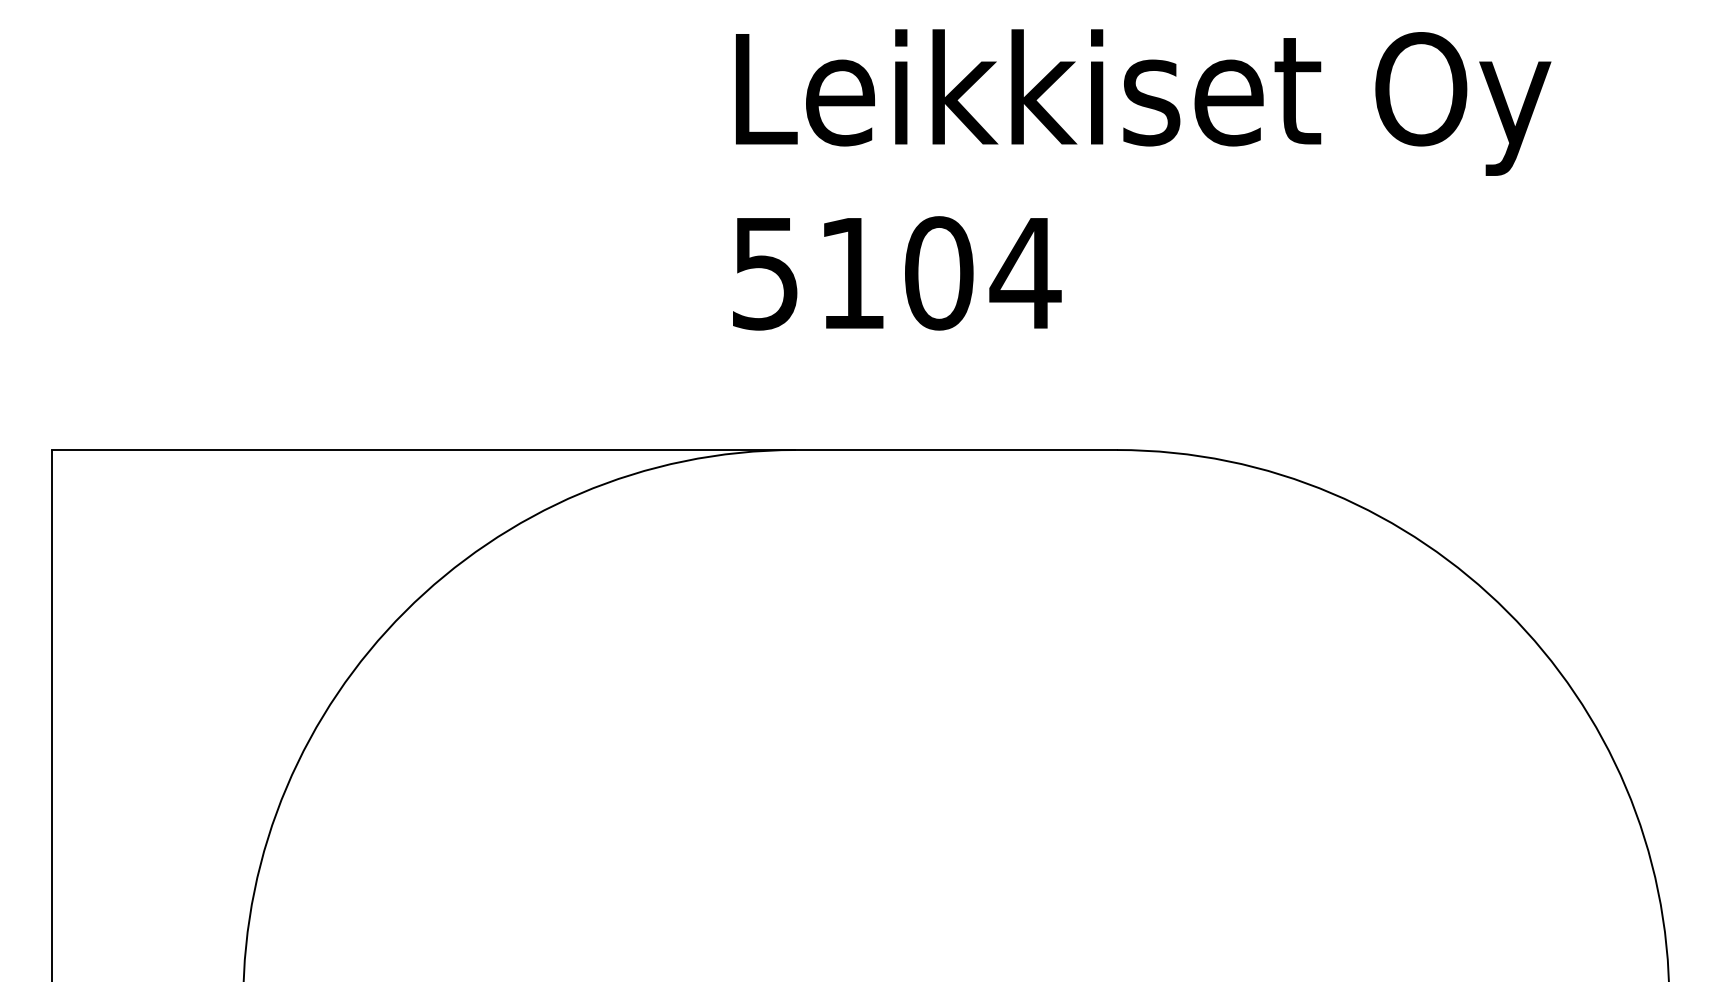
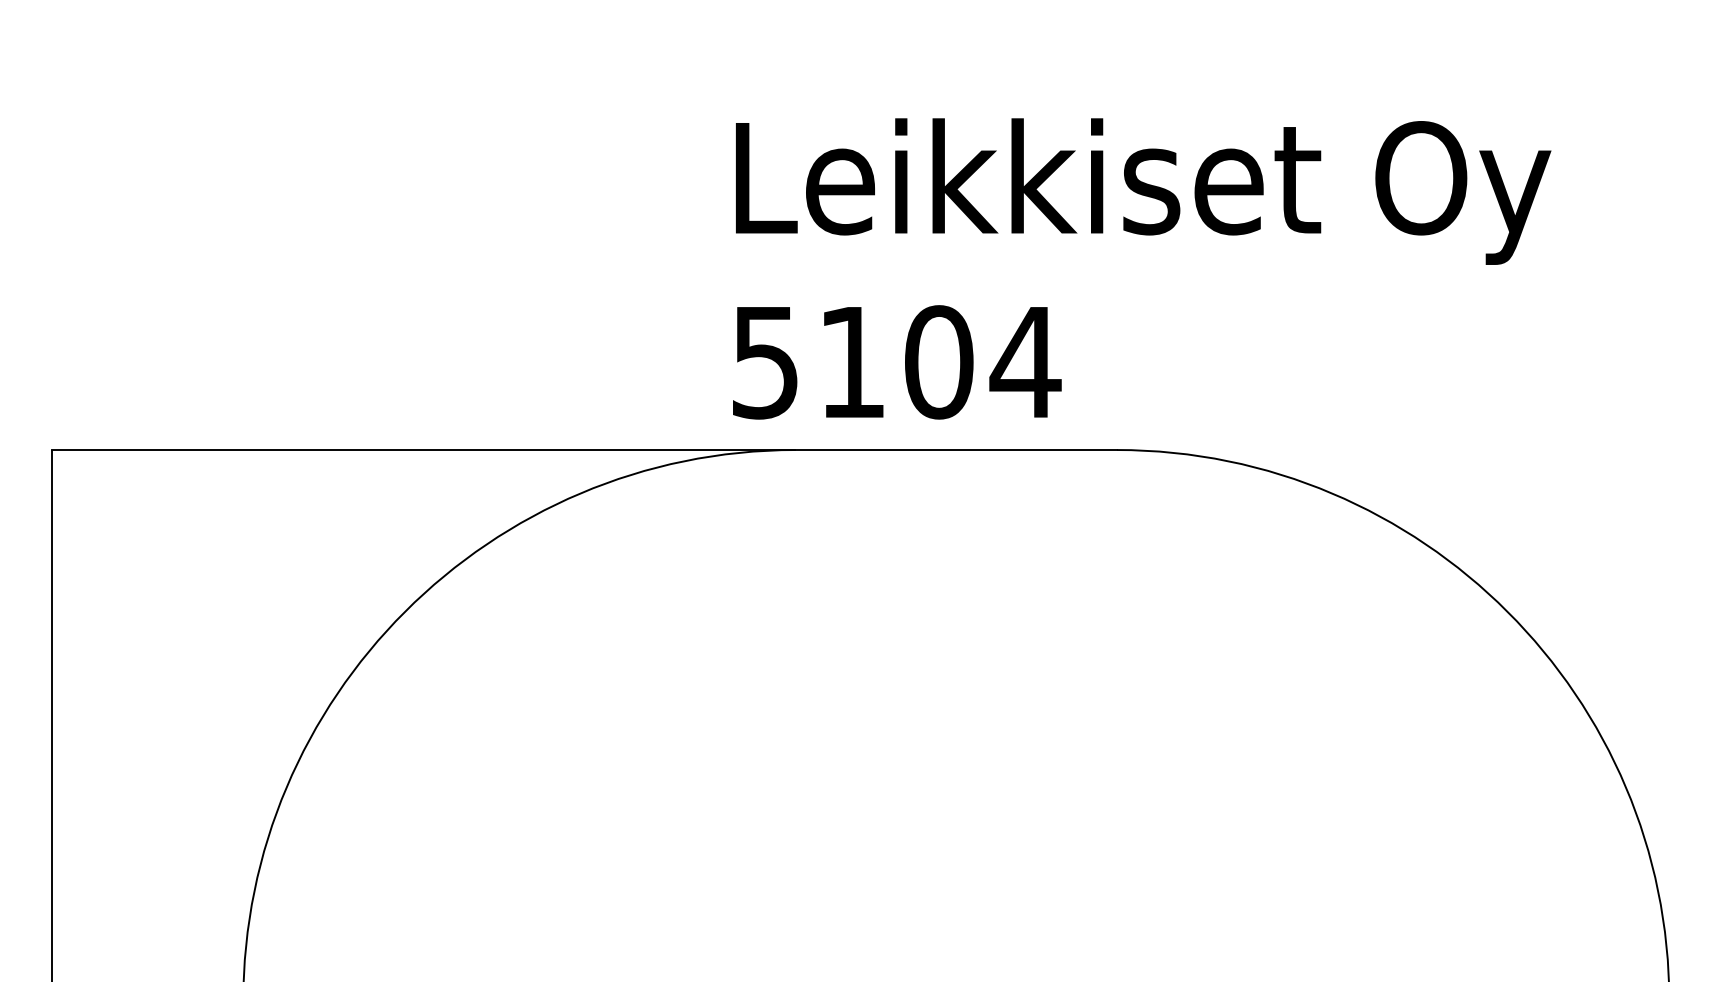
text position: (1142, 179) -> (1142, 268) (1142, 268)
